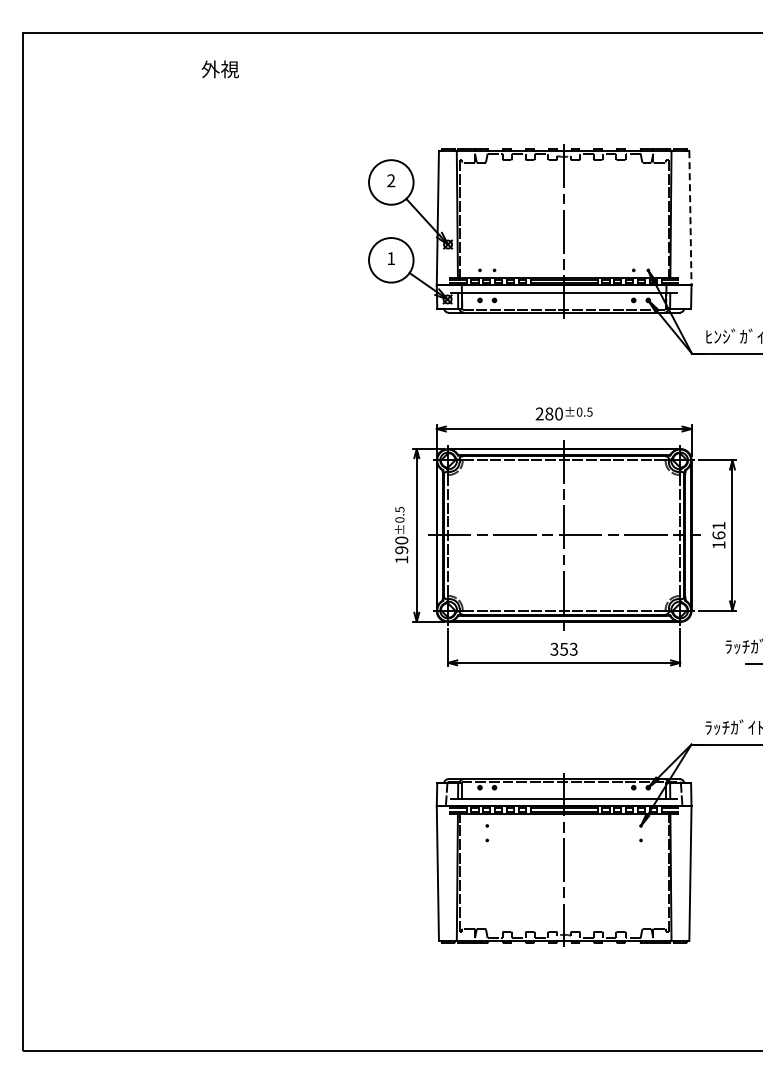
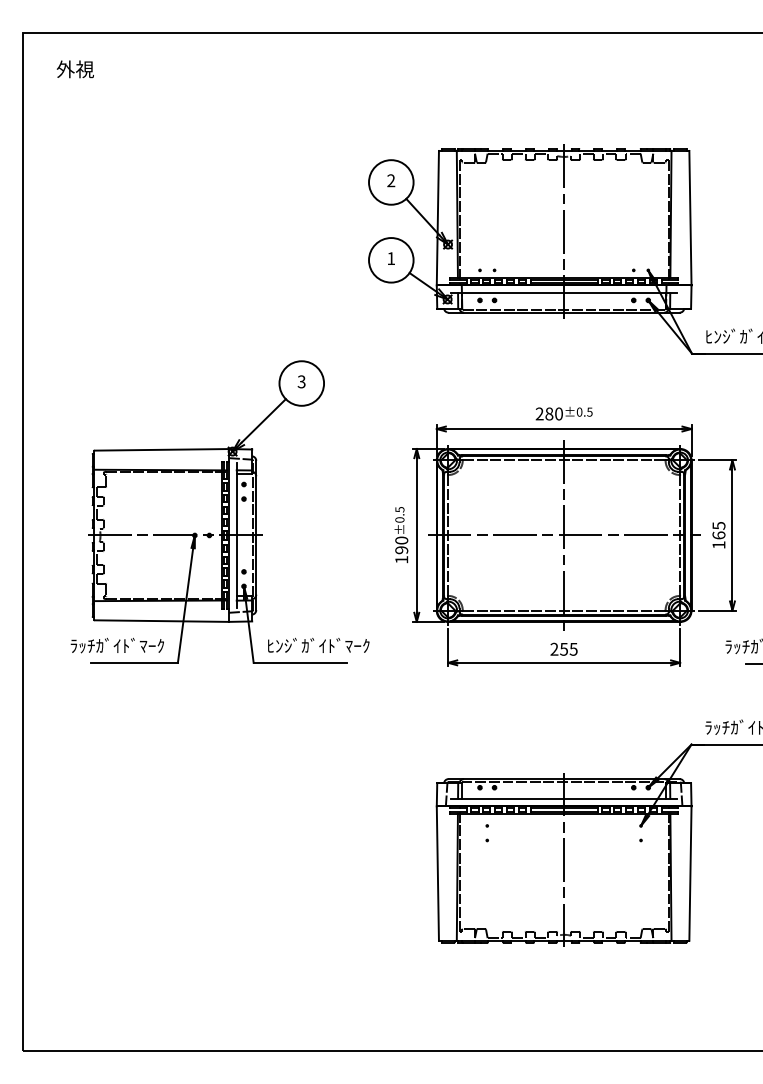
text position: (219, 69) -> (74, 69) (74, 69)
line: dashed -> solid (690, 218)
part: none -> present (219, 511)
text: 161 -> 165 (718, 525)
text: 353 -> 255 (563, 648)
